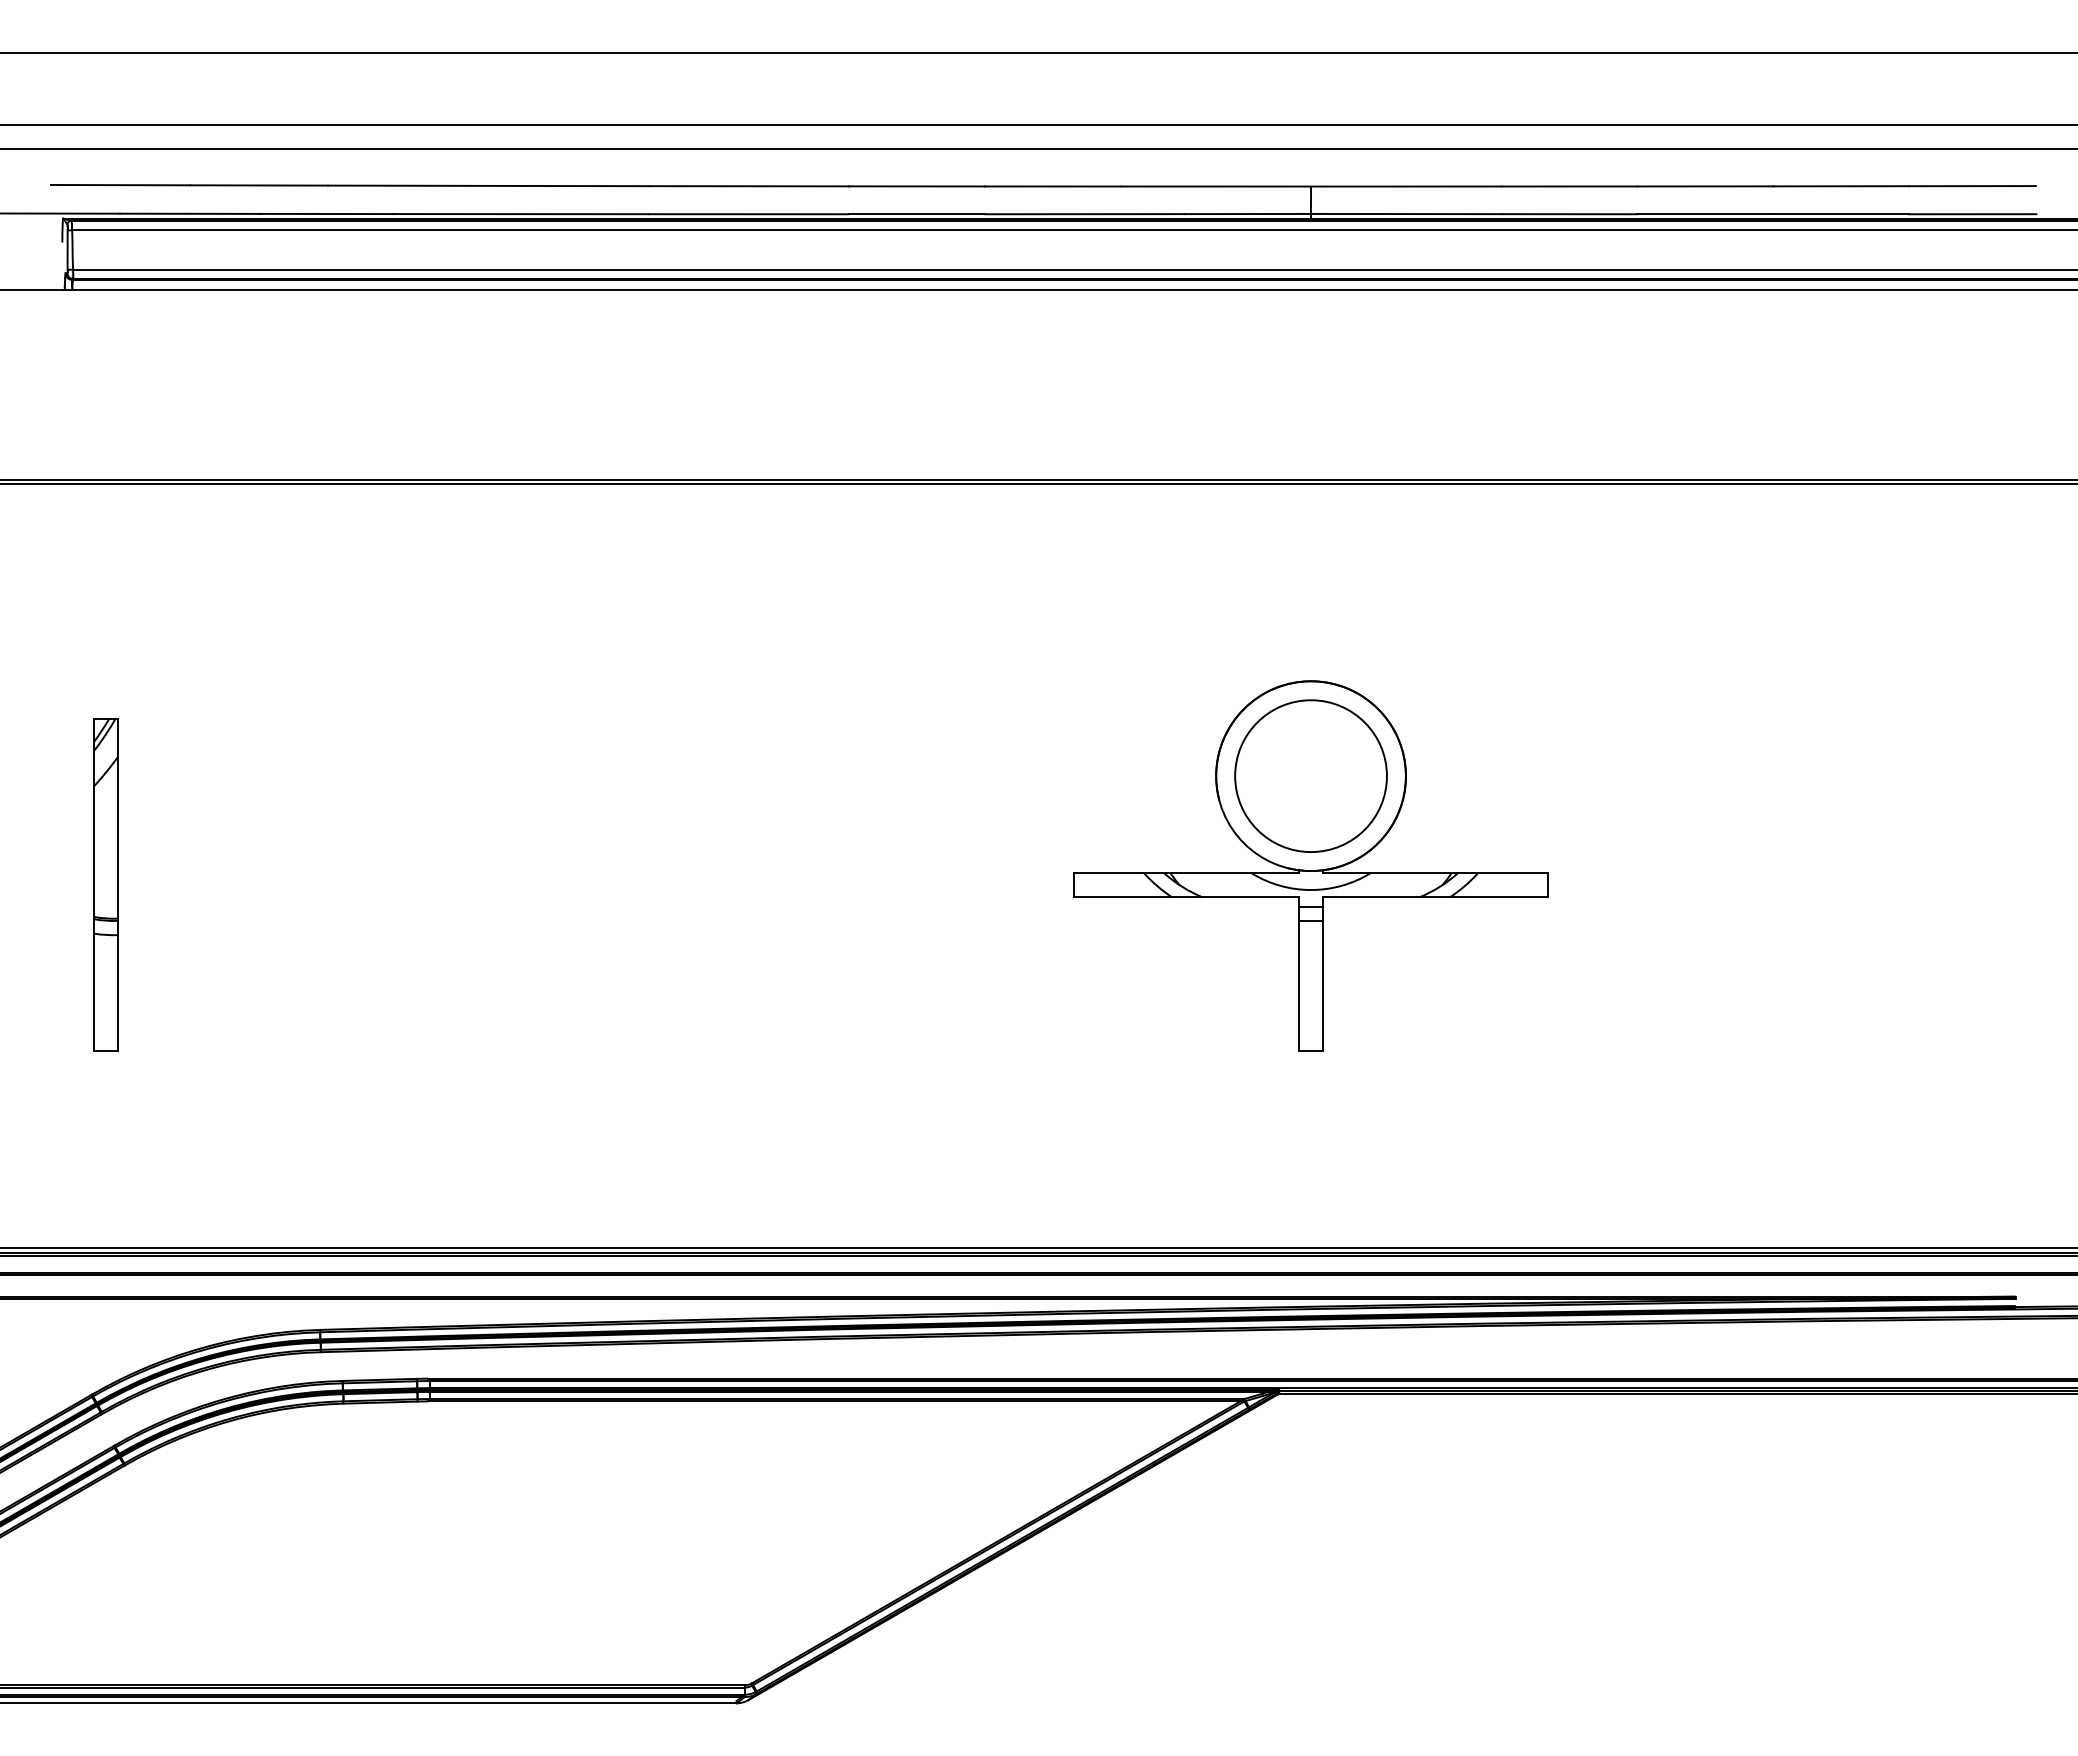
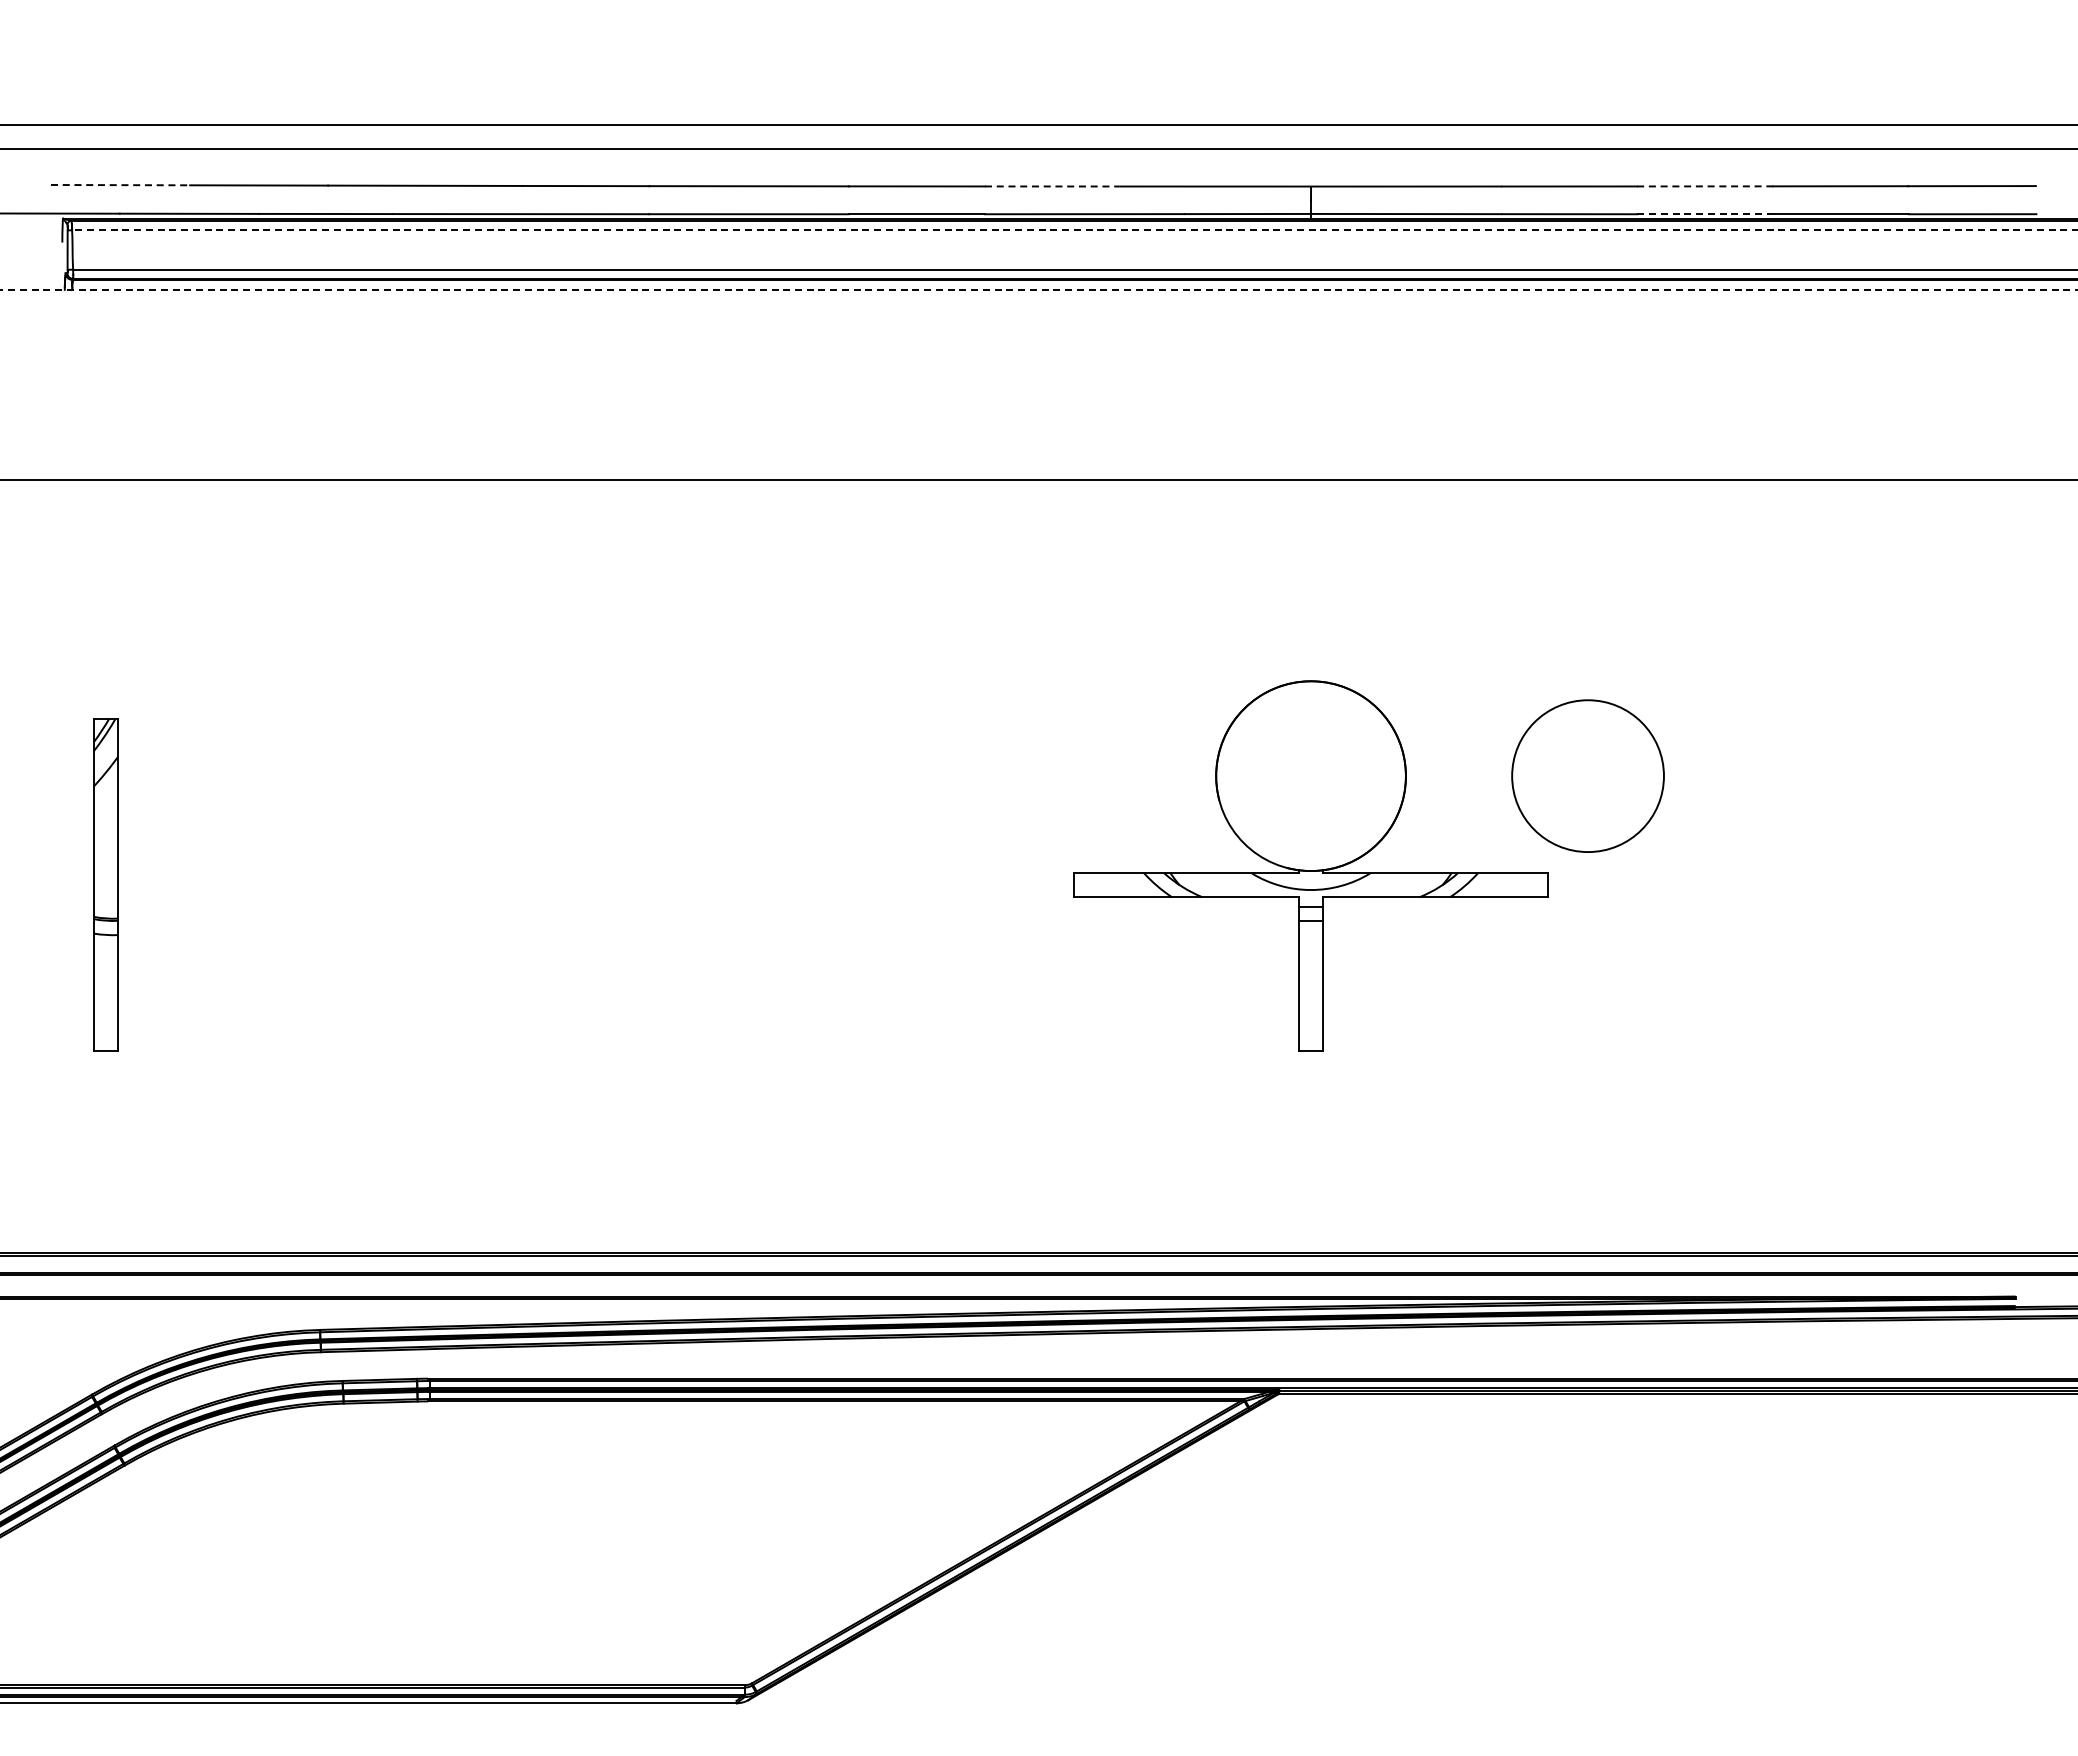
line: present -> none (1038, 52)
line: solid -> dashed (120, 185)
line: solid -> dashed (1052, 186)
line: solid -> dashed (1705, 186)
line: solid -> dashed (1705, 214)
line: solid -> dashed (1074, 230)
line: solid -> dashed (1039, 289)
line: present -> none (1038, 484)
circle position: (1310, 775) -> (1587, 775) (1587, 775)
line: present -> none (1038, 1248)
